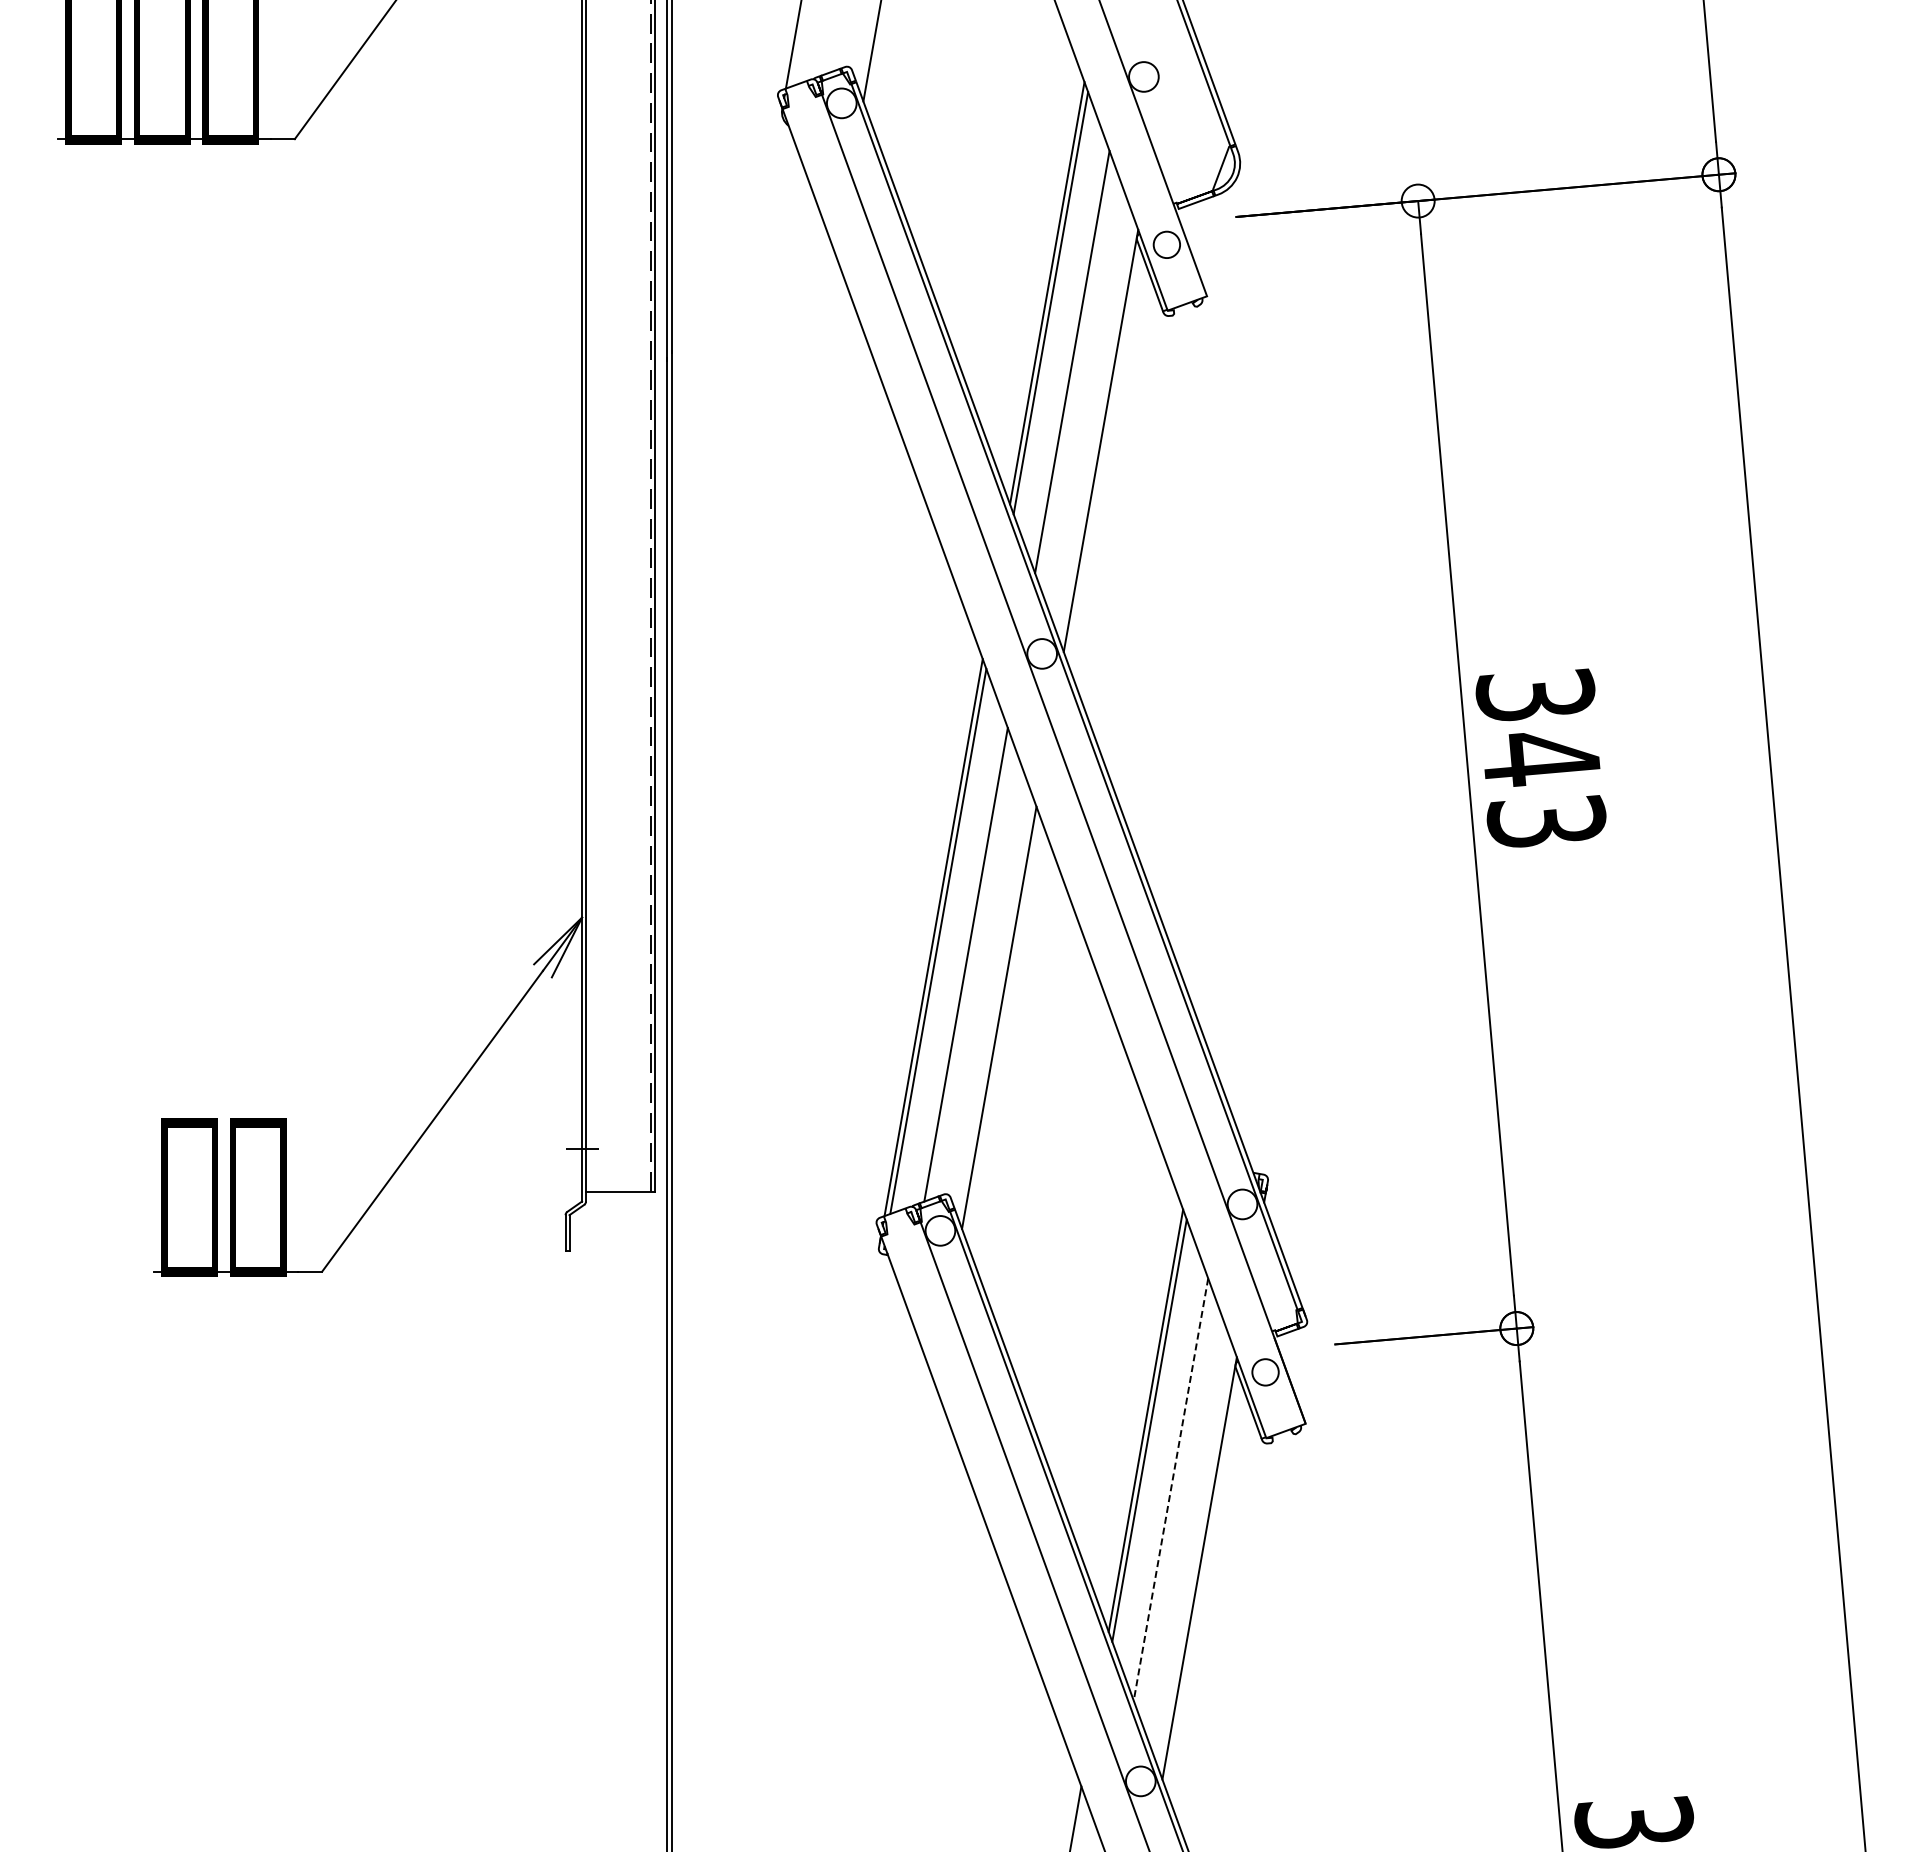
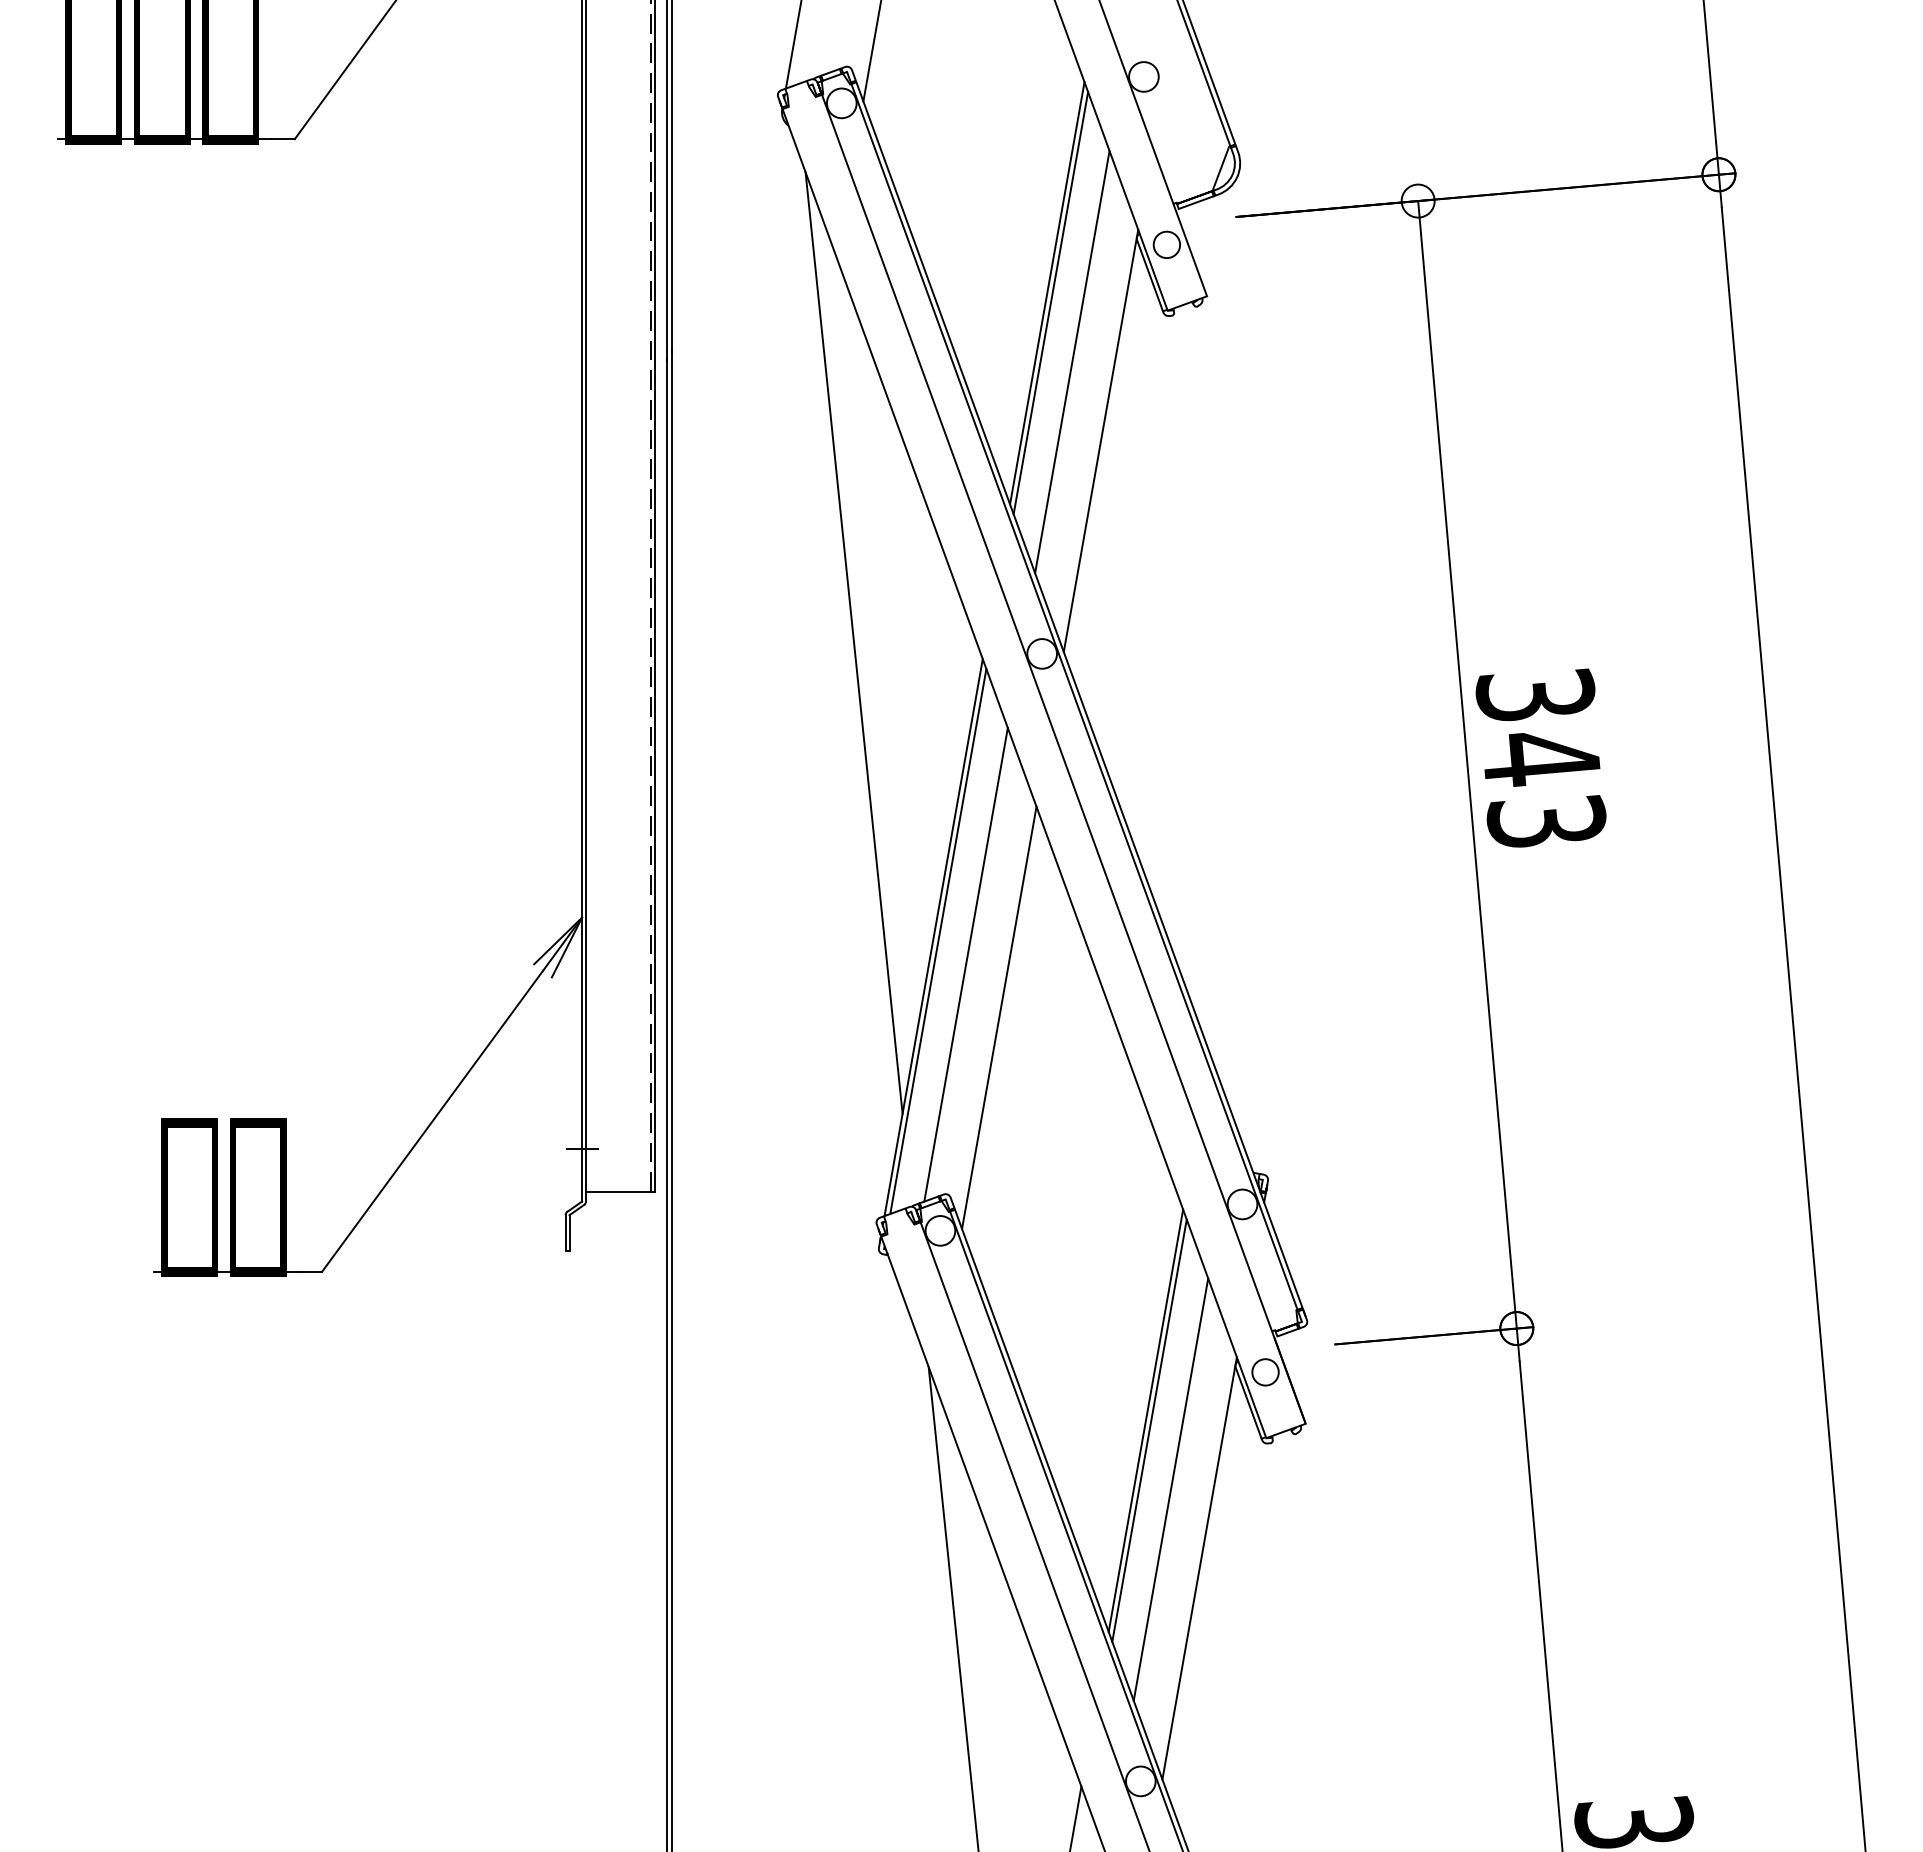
line: none -> present (853, 642)
line: dashed -> solid (1170, 1490)
line: none -> present (953, 1607)
